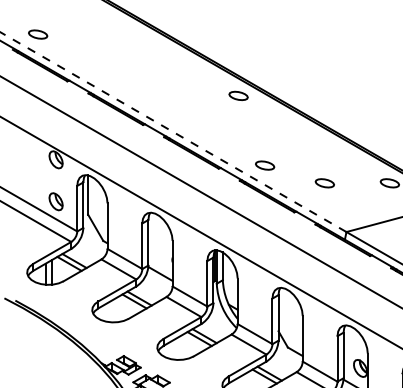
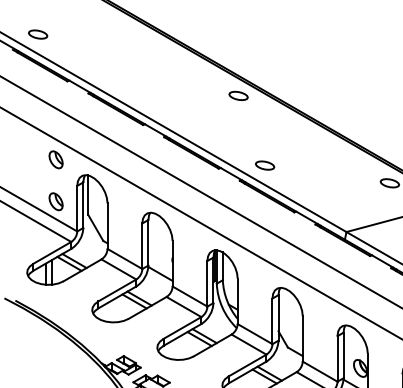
line: dashed -> solid (173, 132)
part: present -> none (324, 183)
line position: (200, 232) -> (200, 222) (200, 222)
